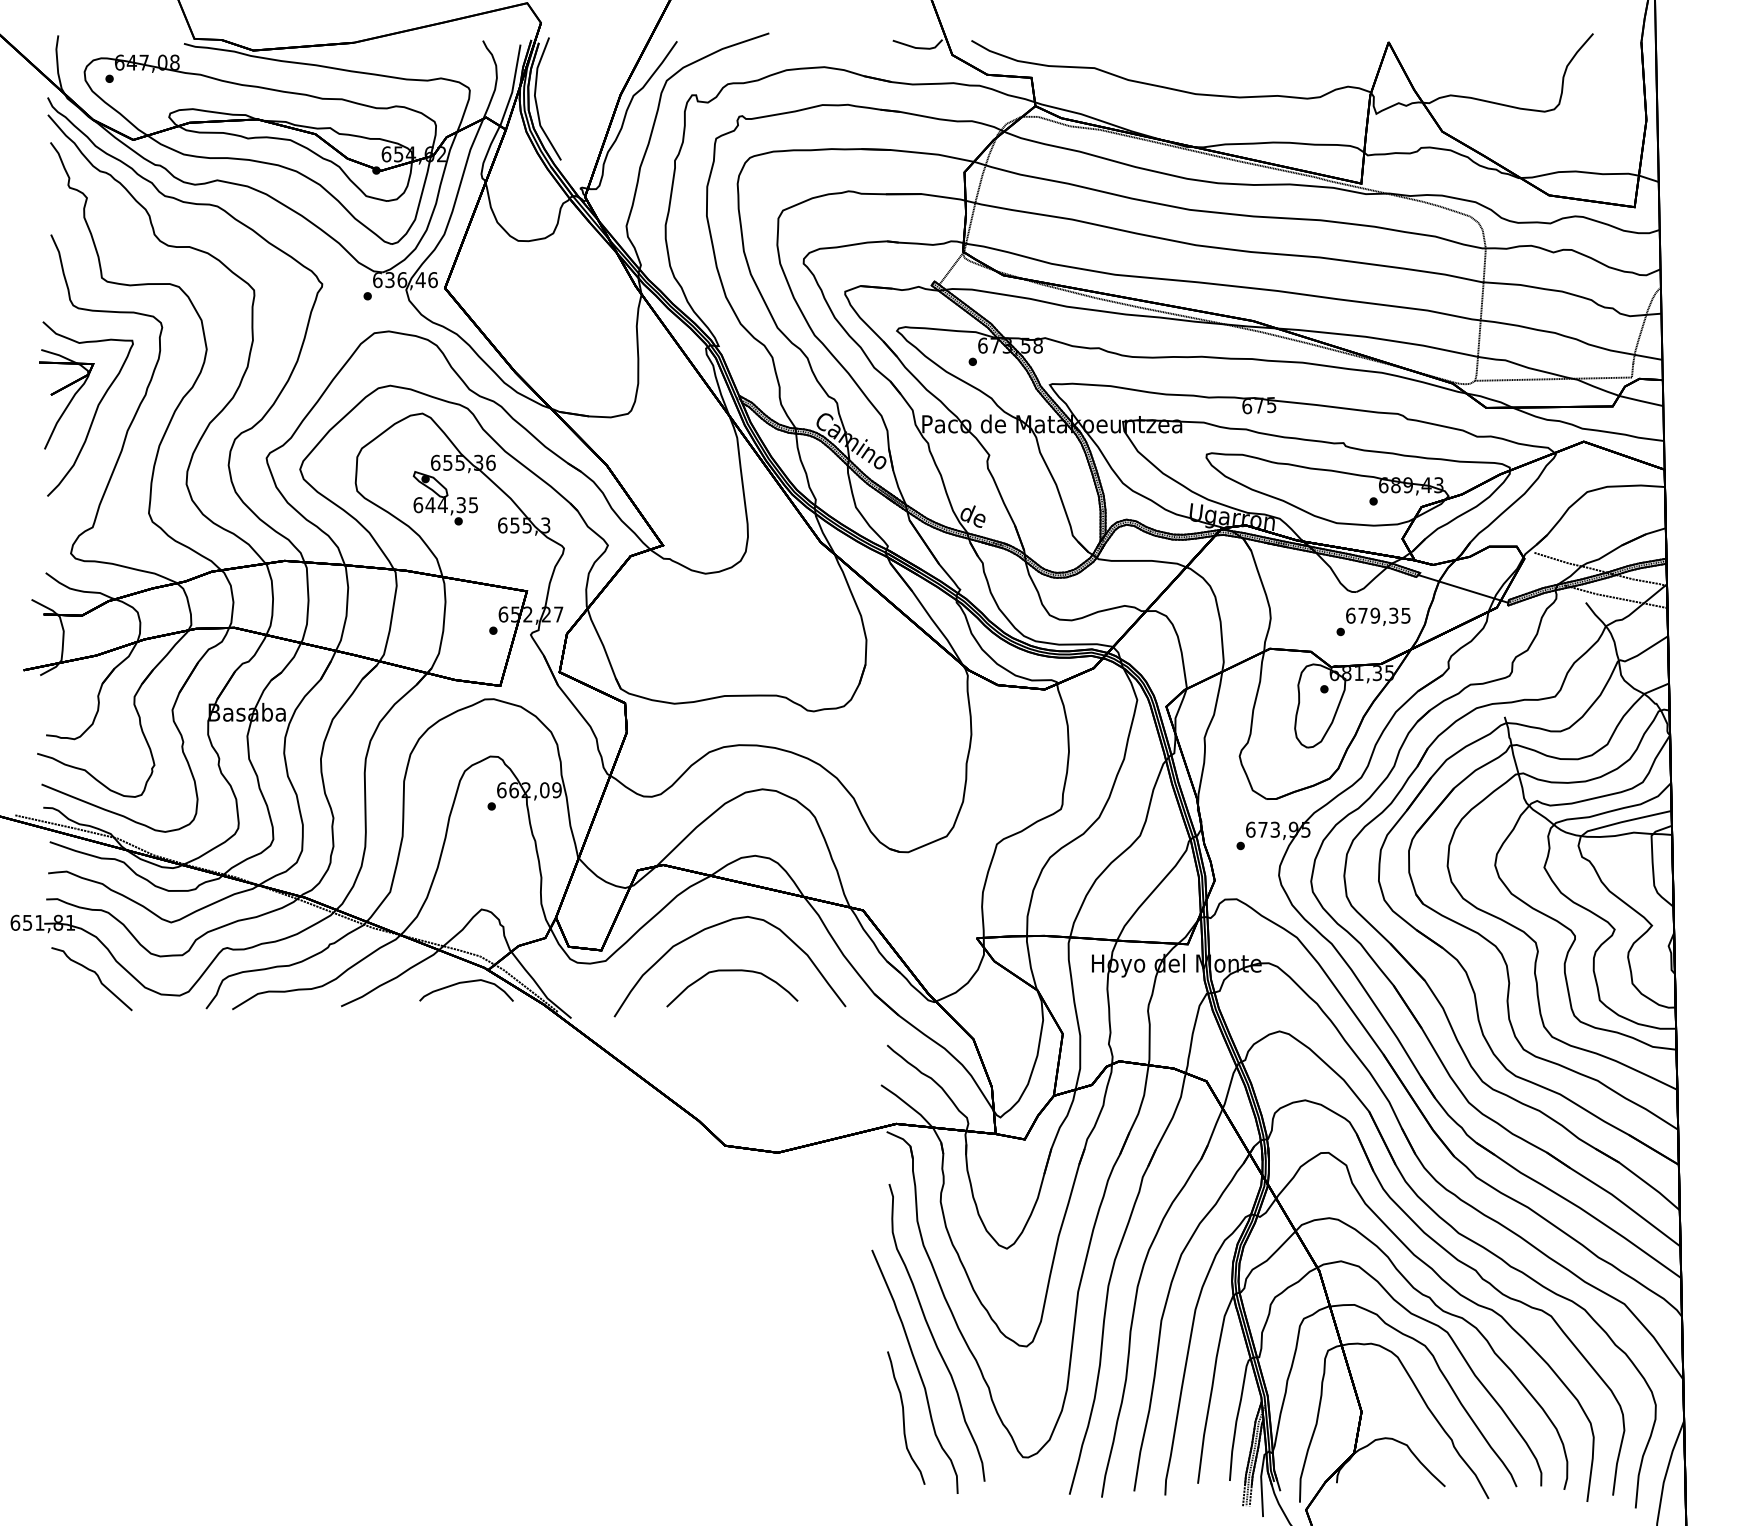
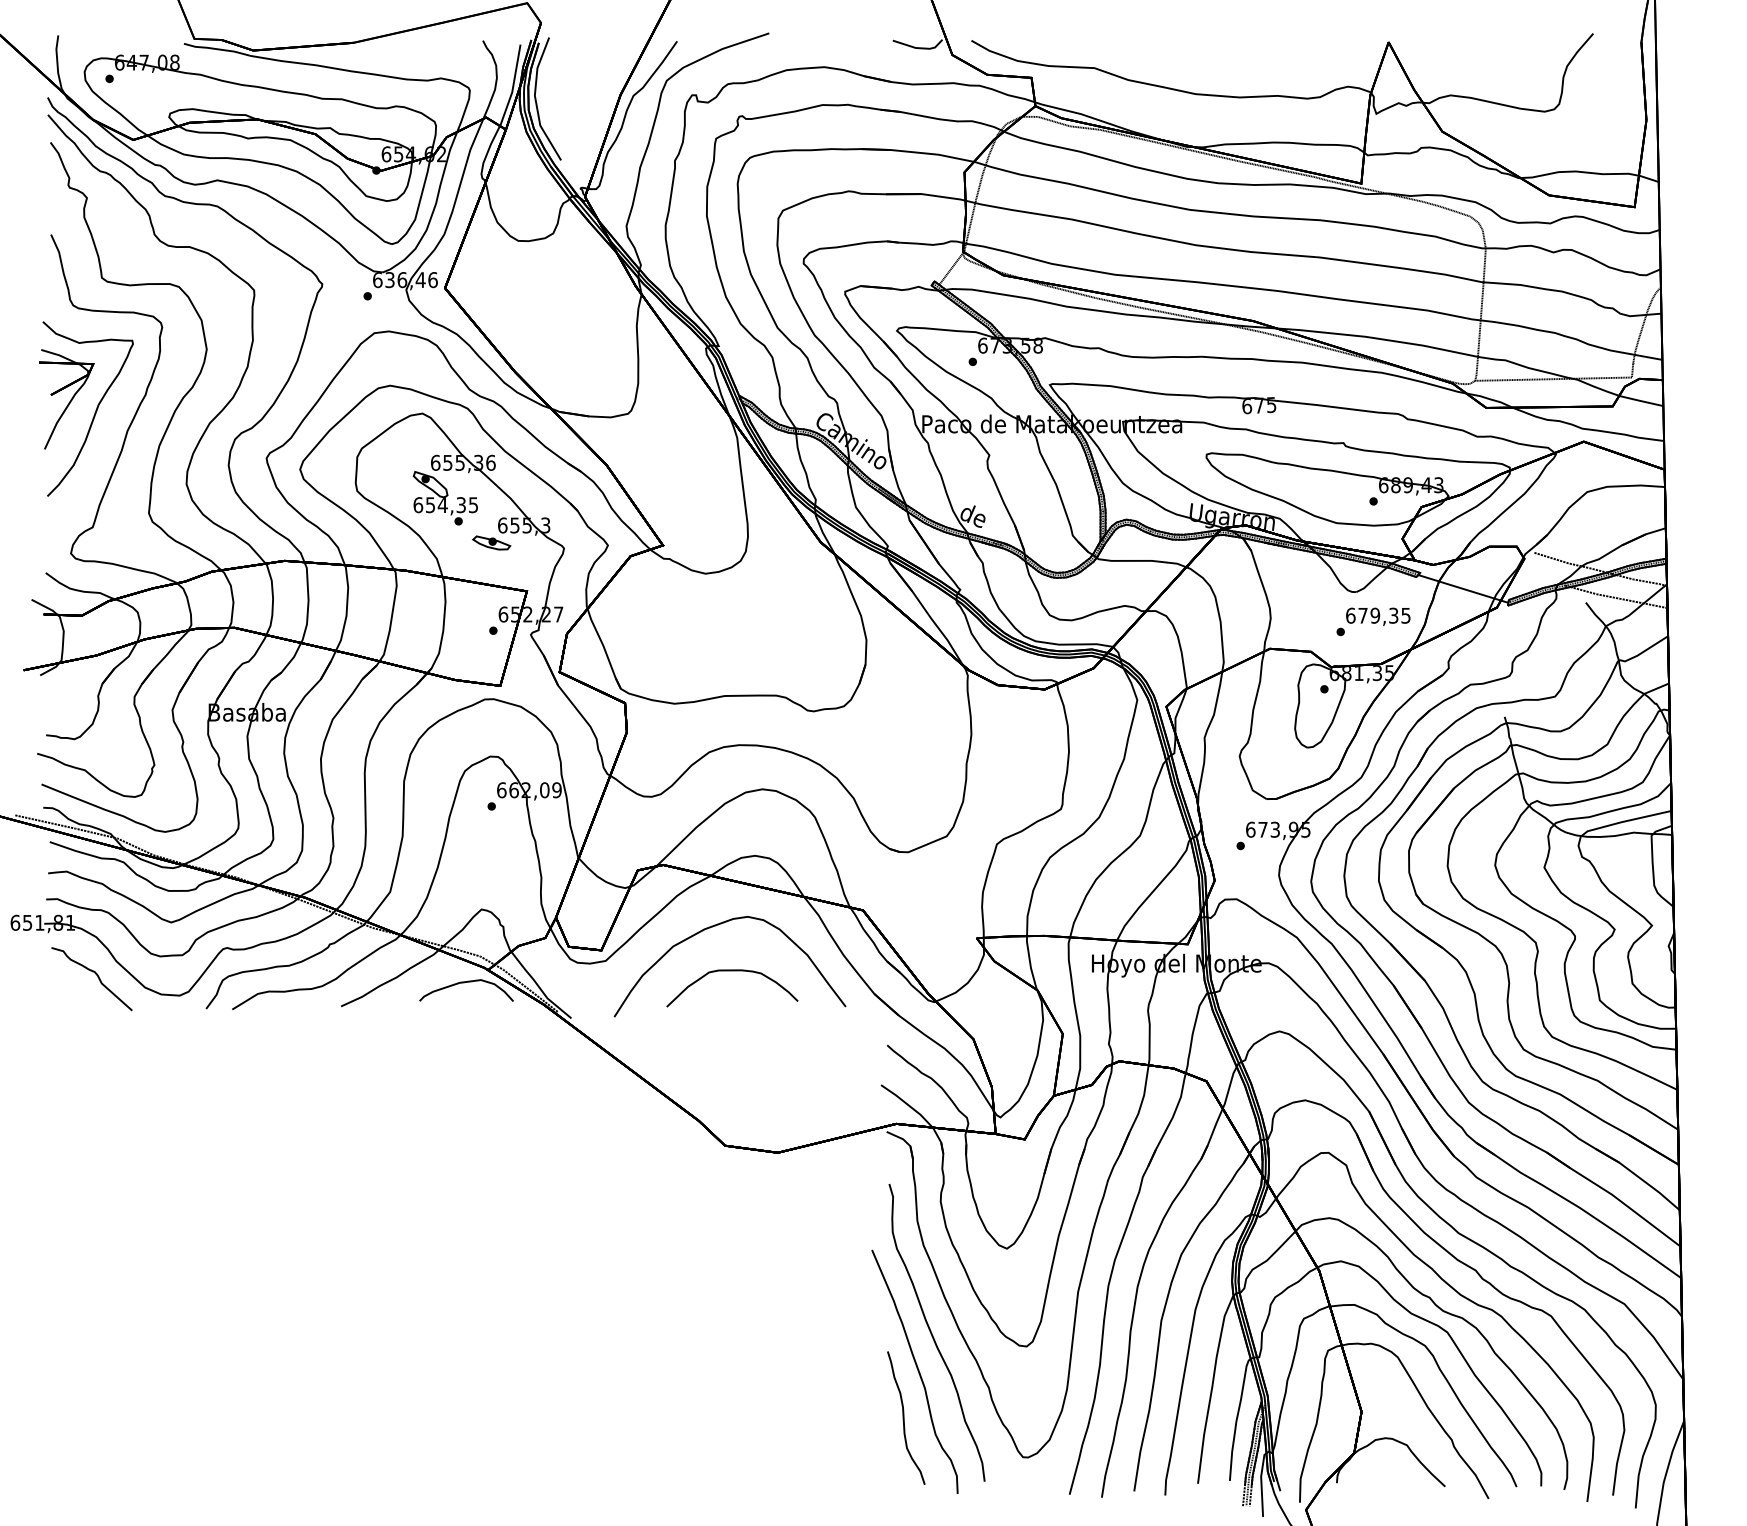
text: 644,35 -> 654,35 (430, 505)
part: none -> present (491, 542)
